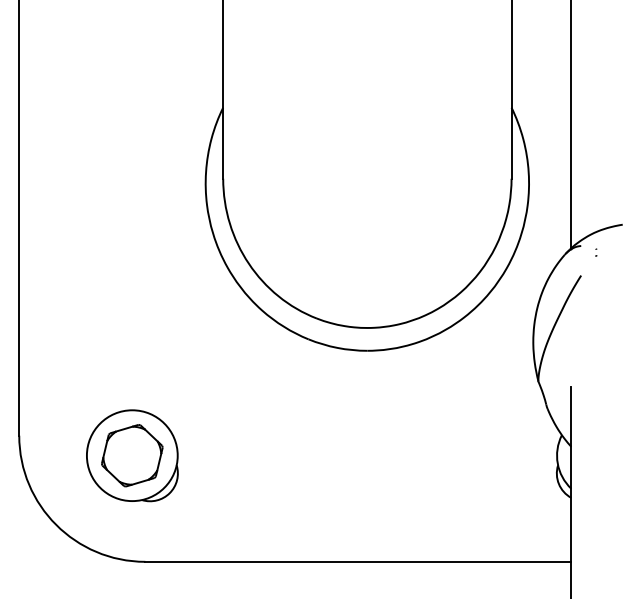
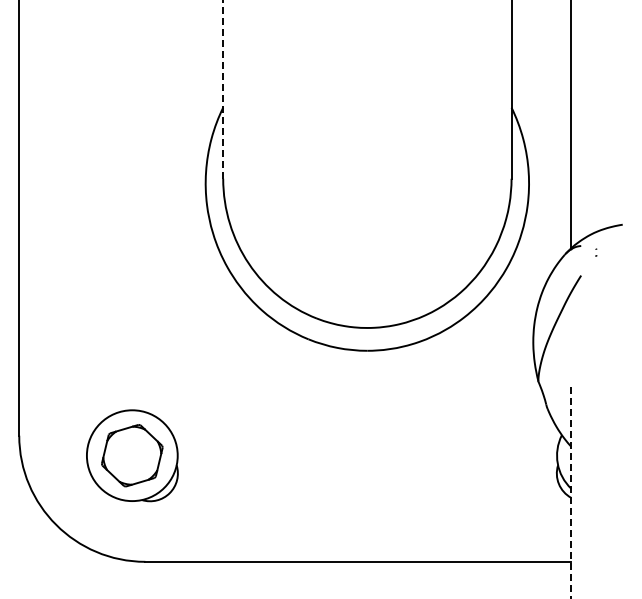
line: solid -> dashed (223, 89)
line: solid -> dashed (571, 492)
